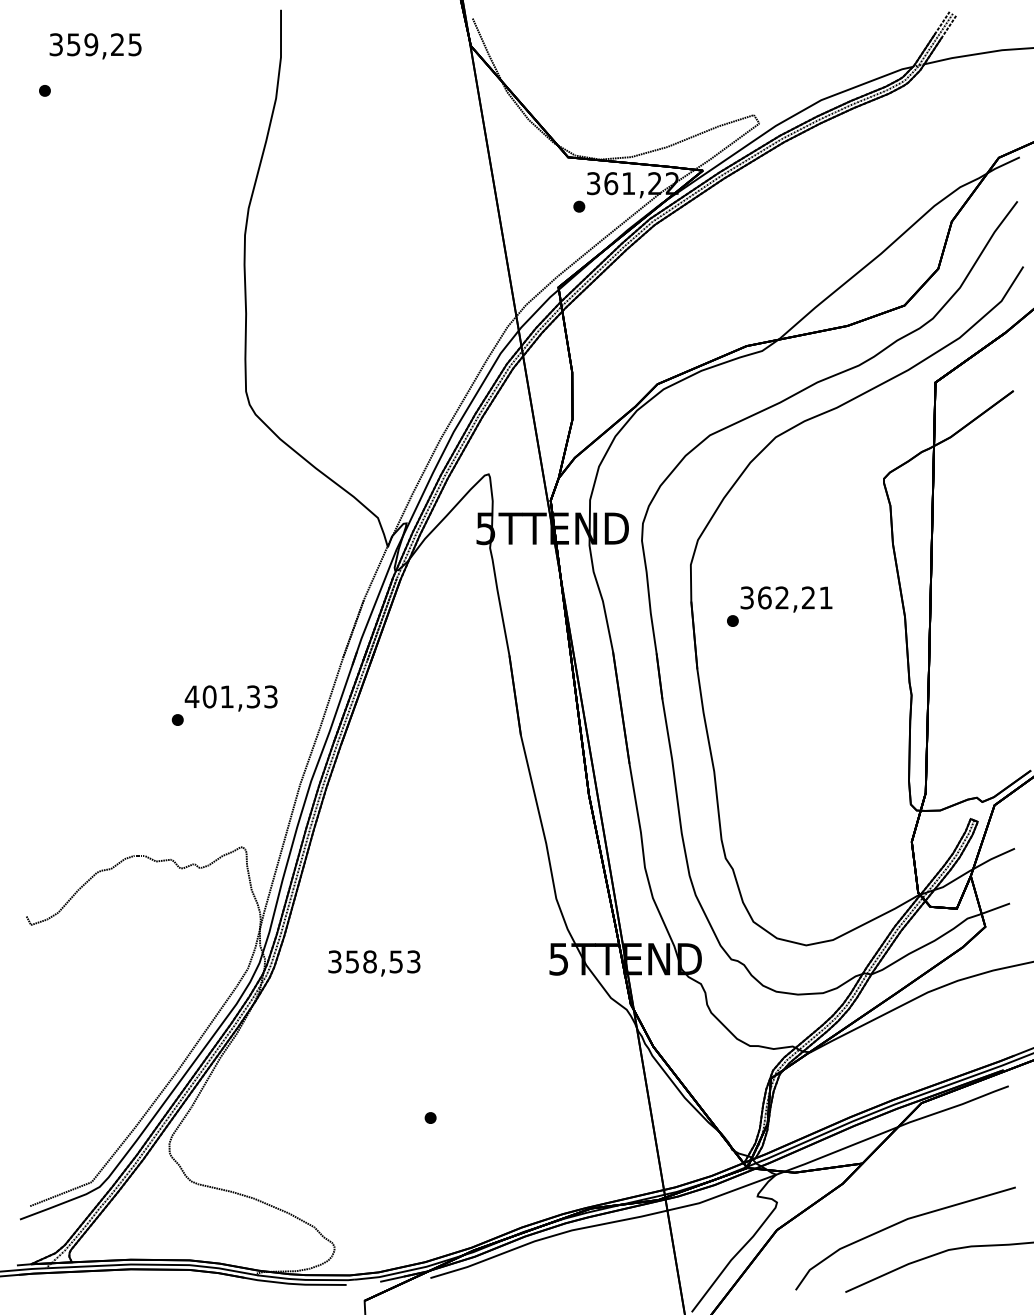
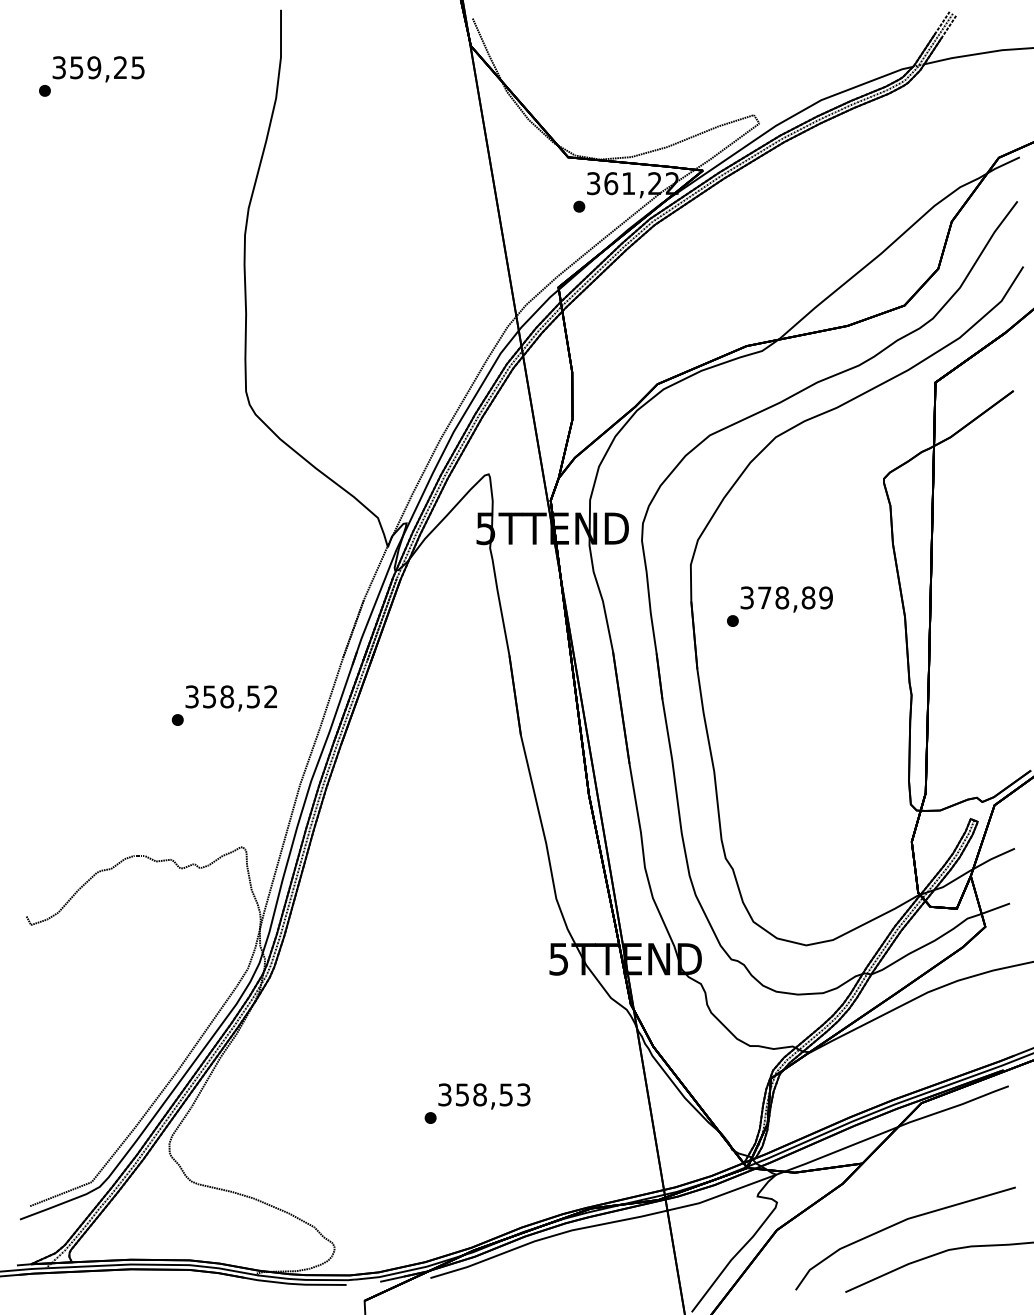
text position: (95, 46) -> (98, 69) (98, 69)
text: 362,21 -> 378,89 (795, 597)
text: 401,33 -> 358,52 (230, 696)
text position: (374, 963) -> (484, 1096) (484, 1096)
